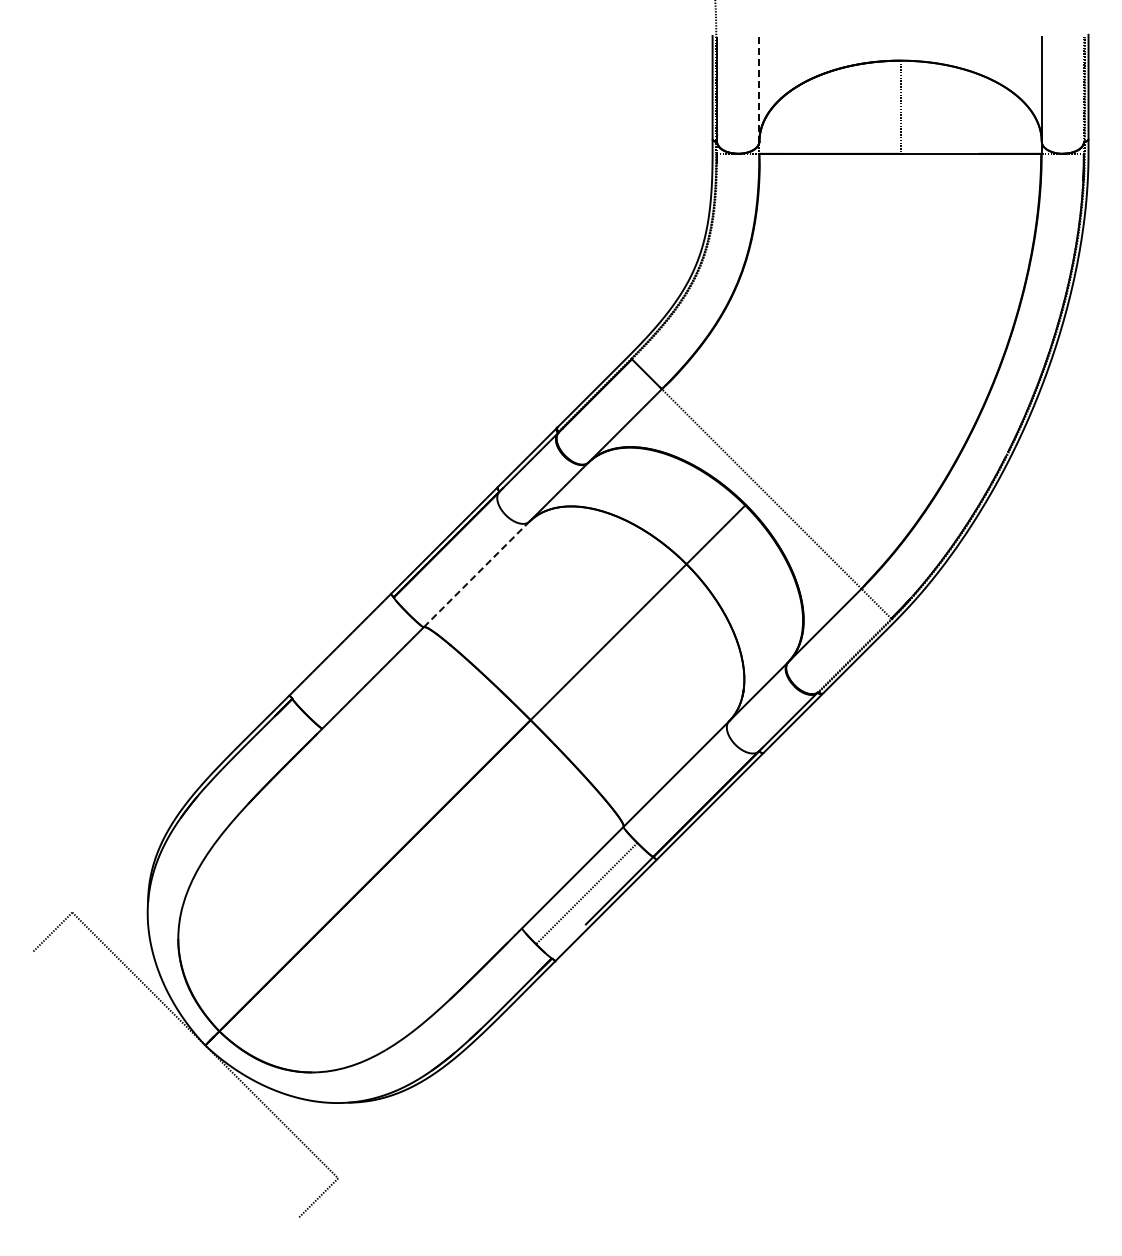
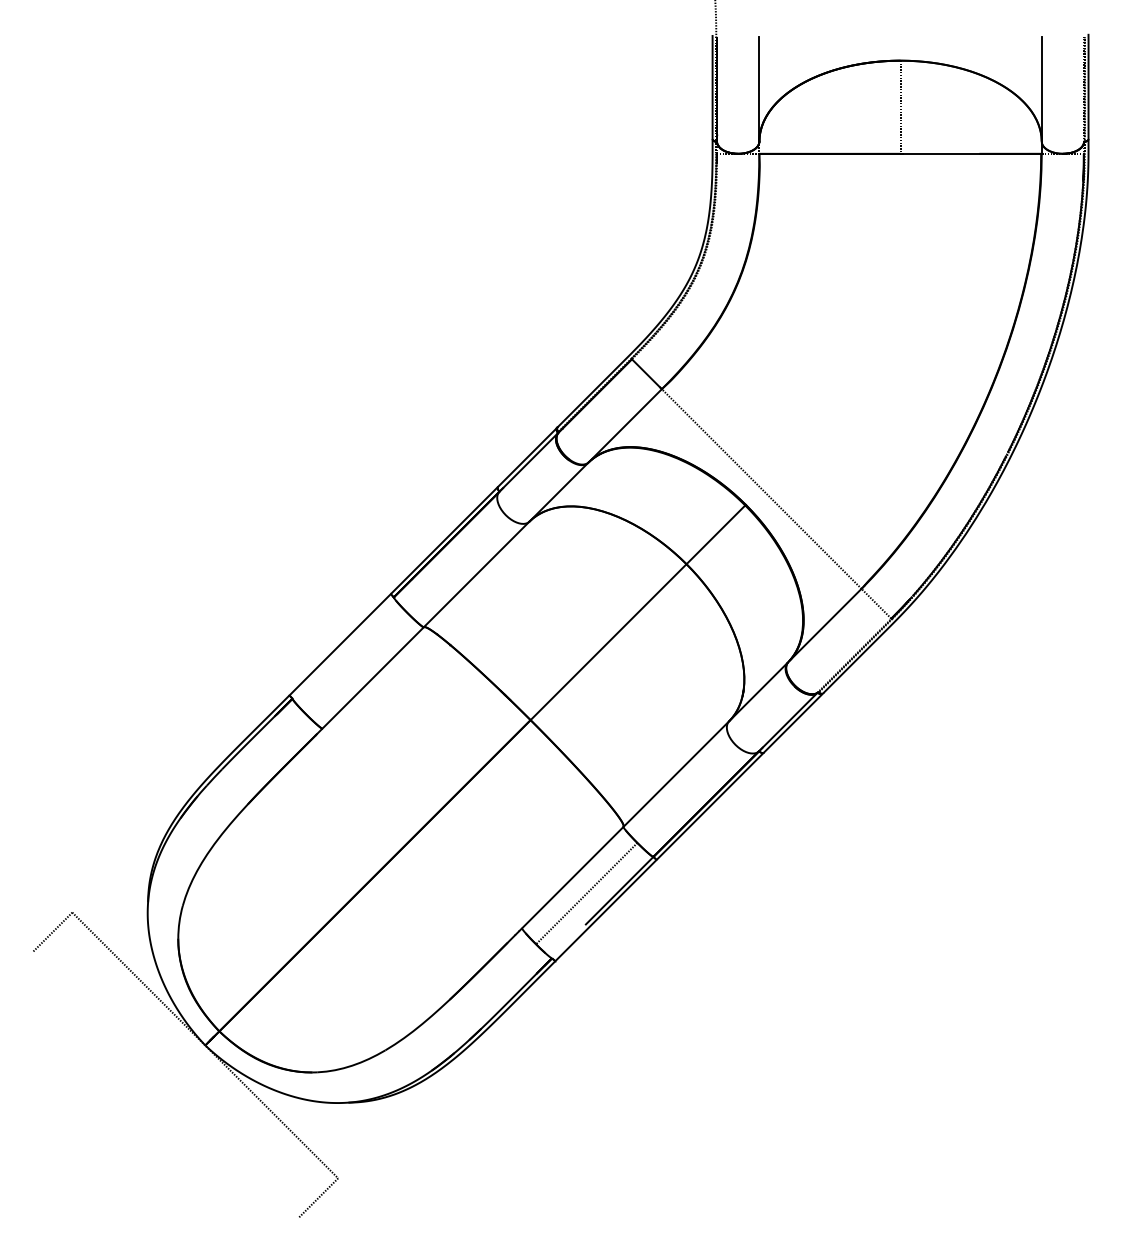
line: dashed -> solid (759, 90)
line: dashed -> solid (476, 574)
